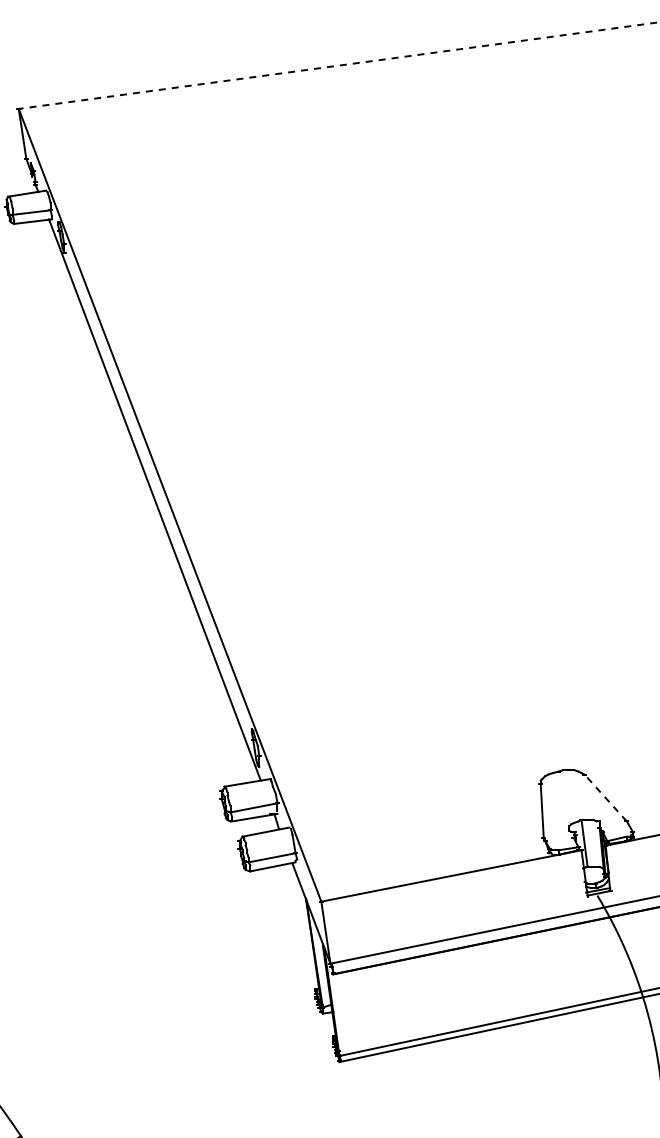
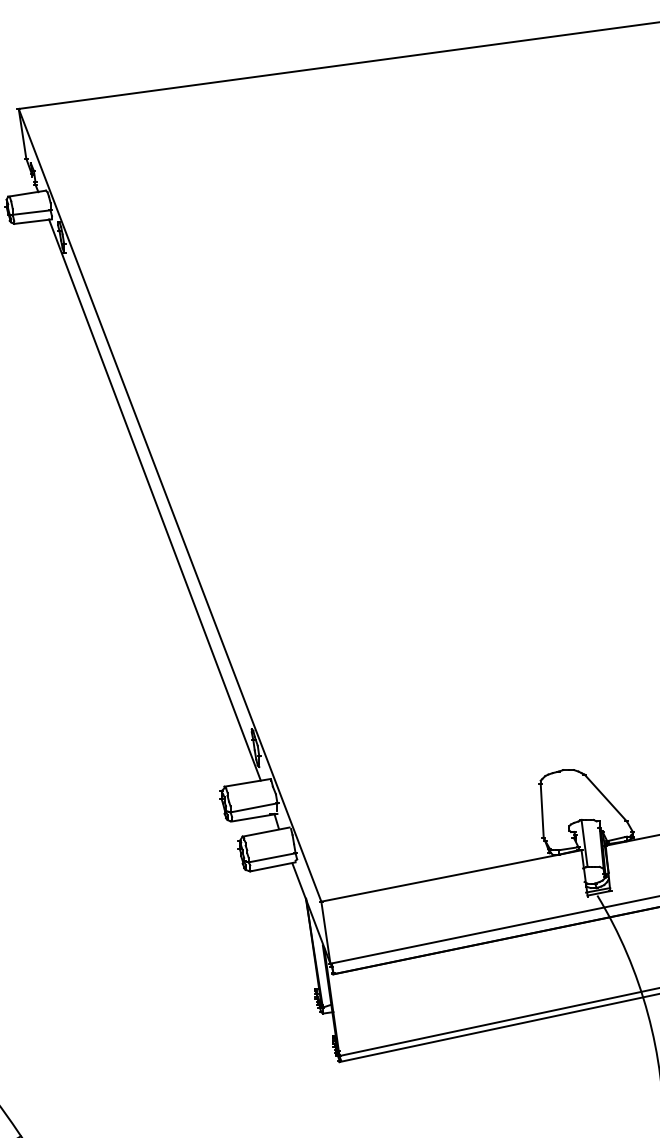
line: dashed -> solid (338, 65)
line: dashed -> solid (605, 798)
